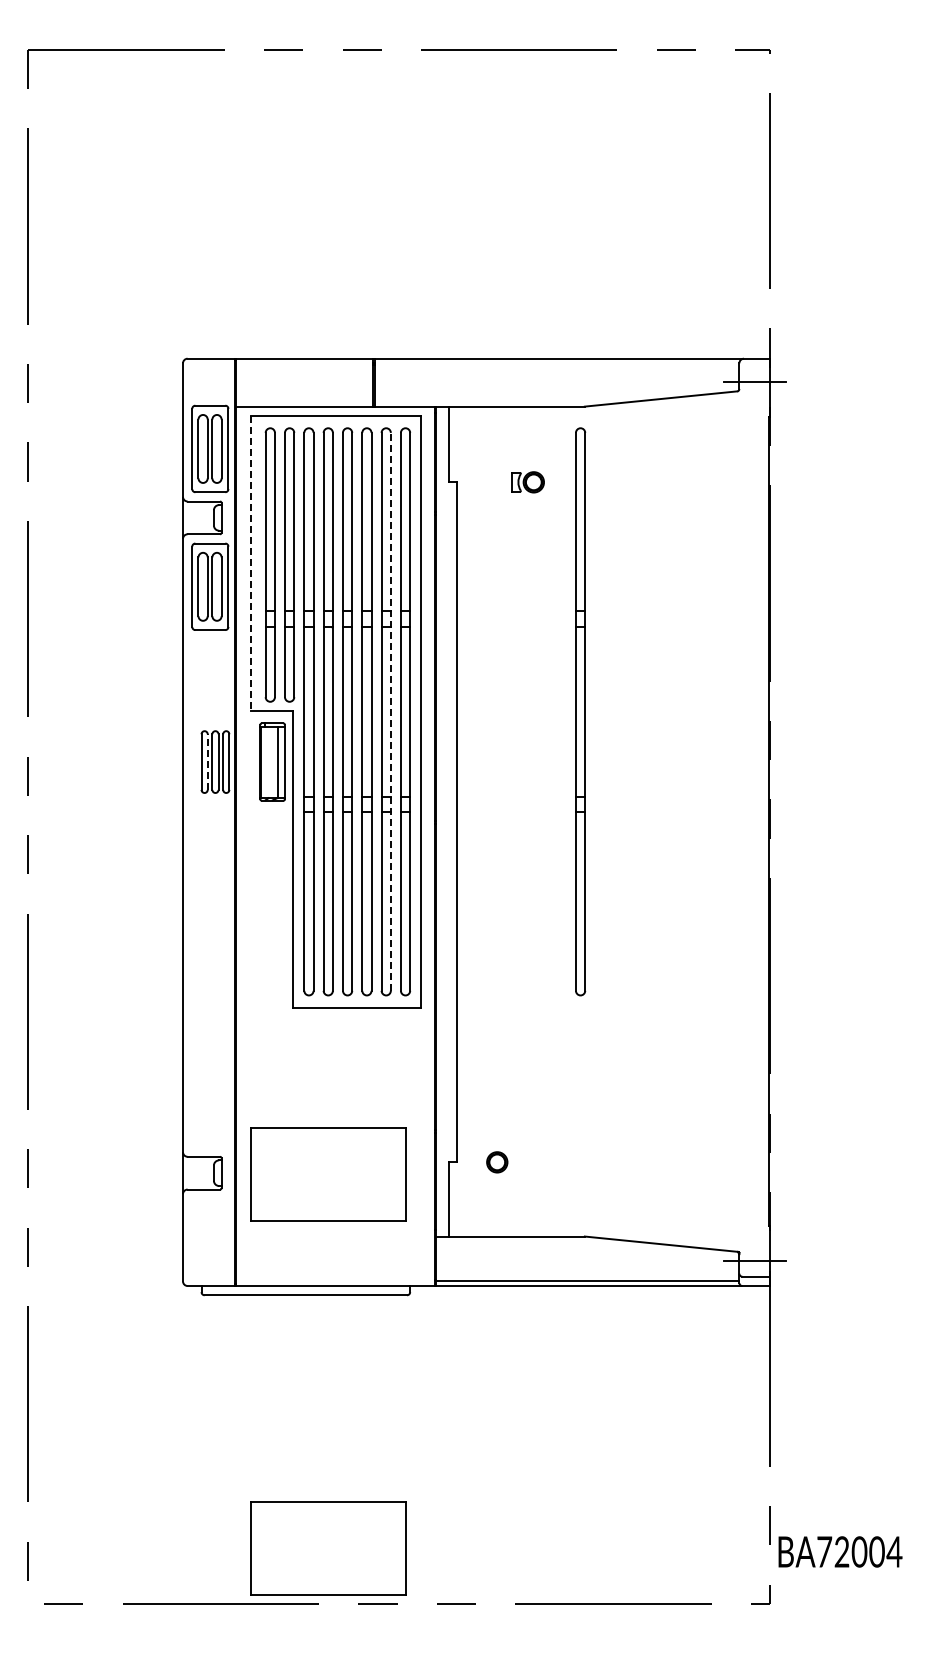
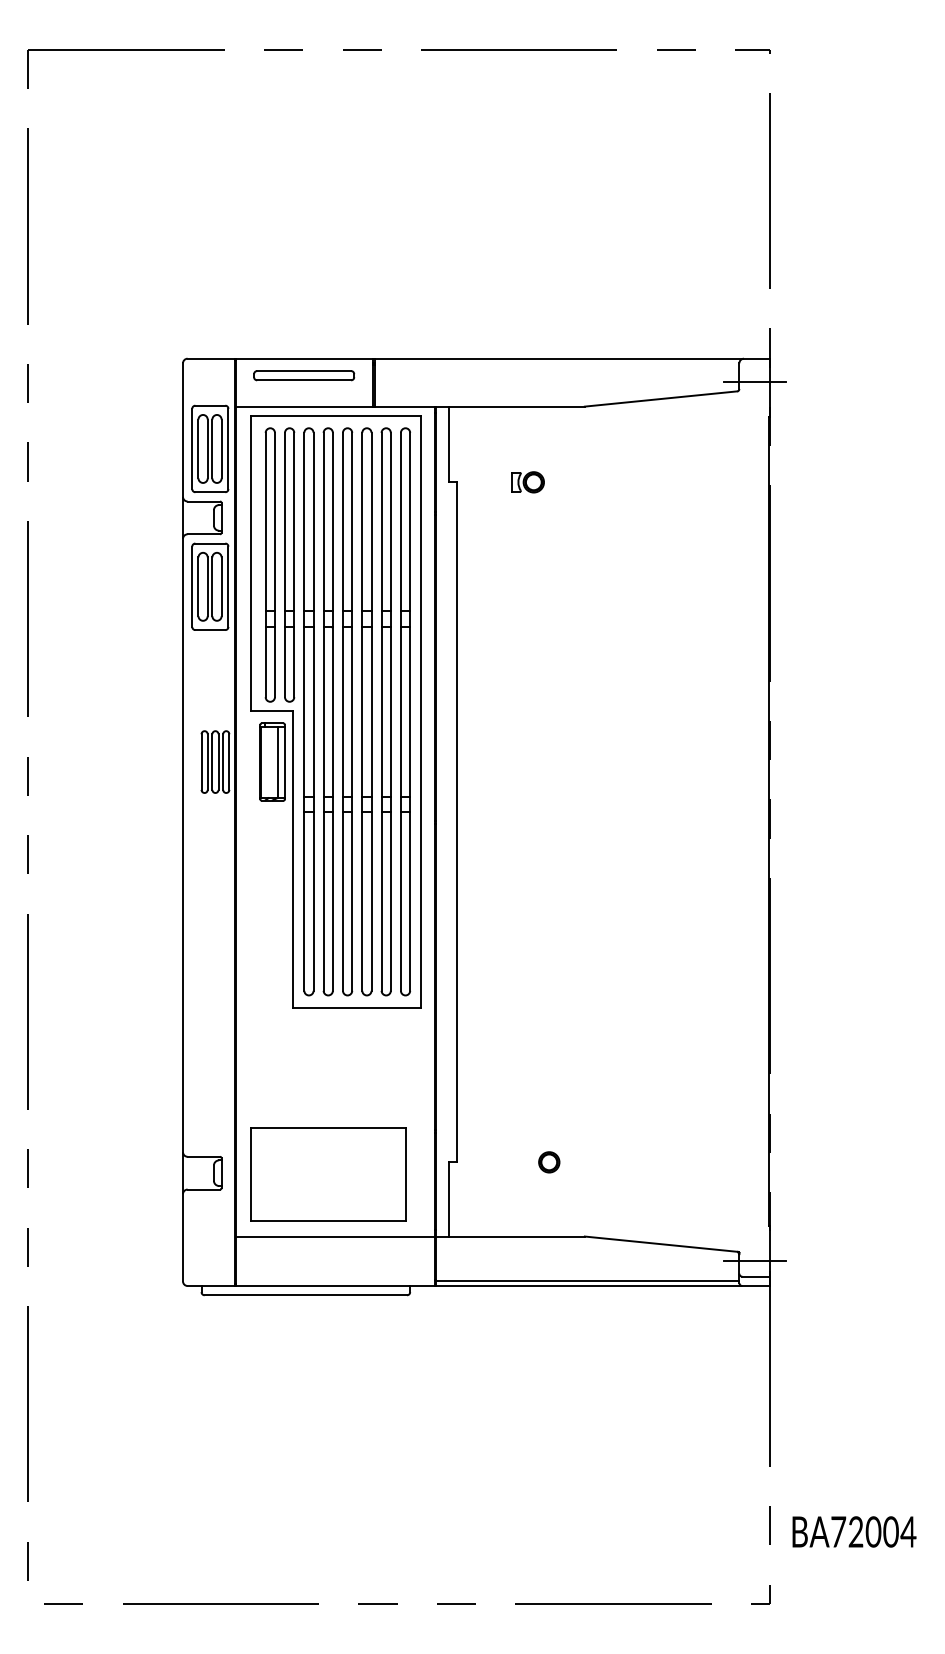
part: none -> present (304, 375)
line: dashed -> solid (251, 563)
line: dashed -> solid (390, 711)
part: present -> none (580, 711)
line: dashed -> solid (207, 762)
part position: (497, 1162) -> (549, 1162) (549, 1162)
line: none -> present (334, 1236)
part: present -> none (328, 1548)
text position: (840, 1551) -> (854, 1531) (854, 1531)
